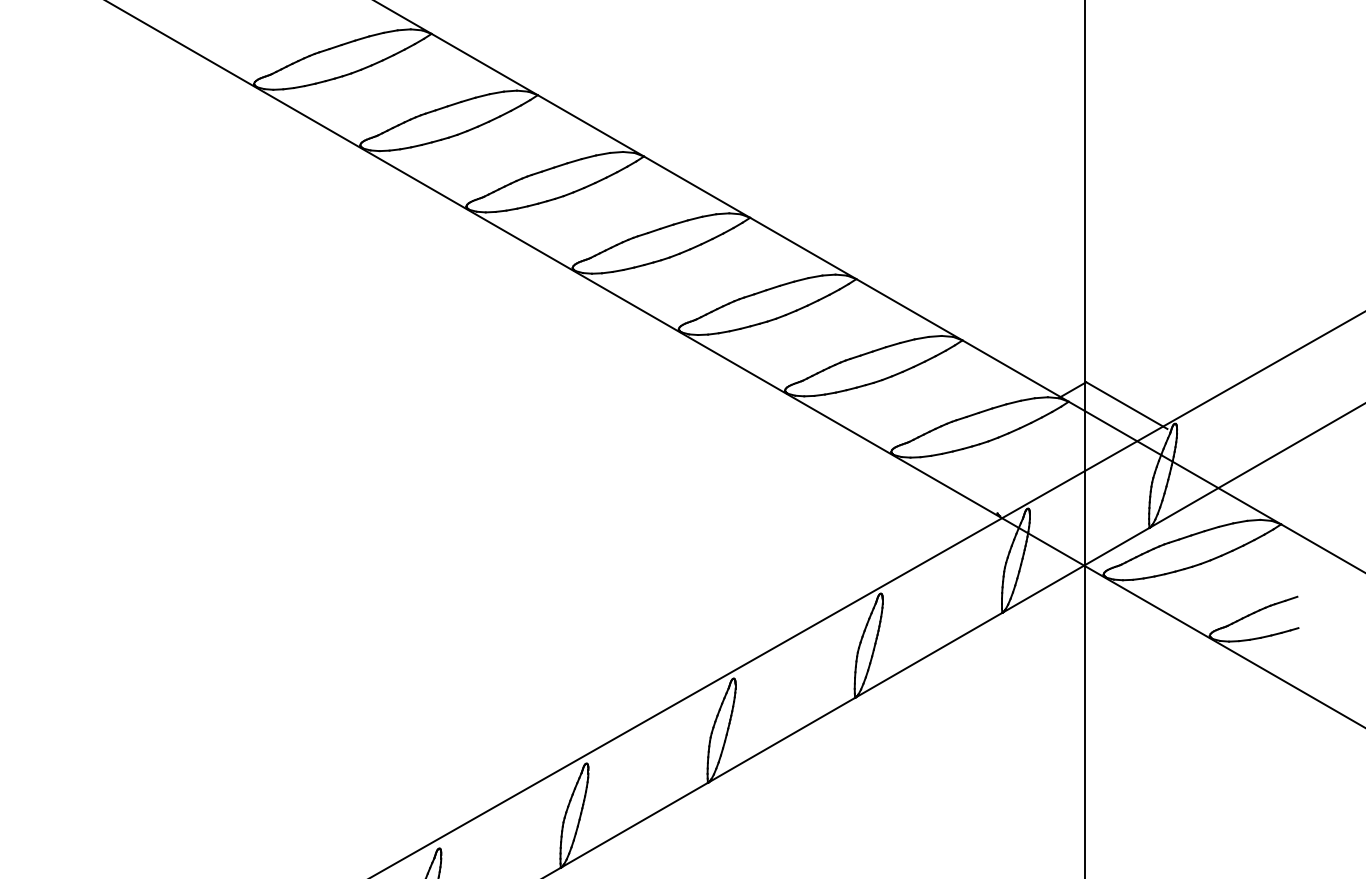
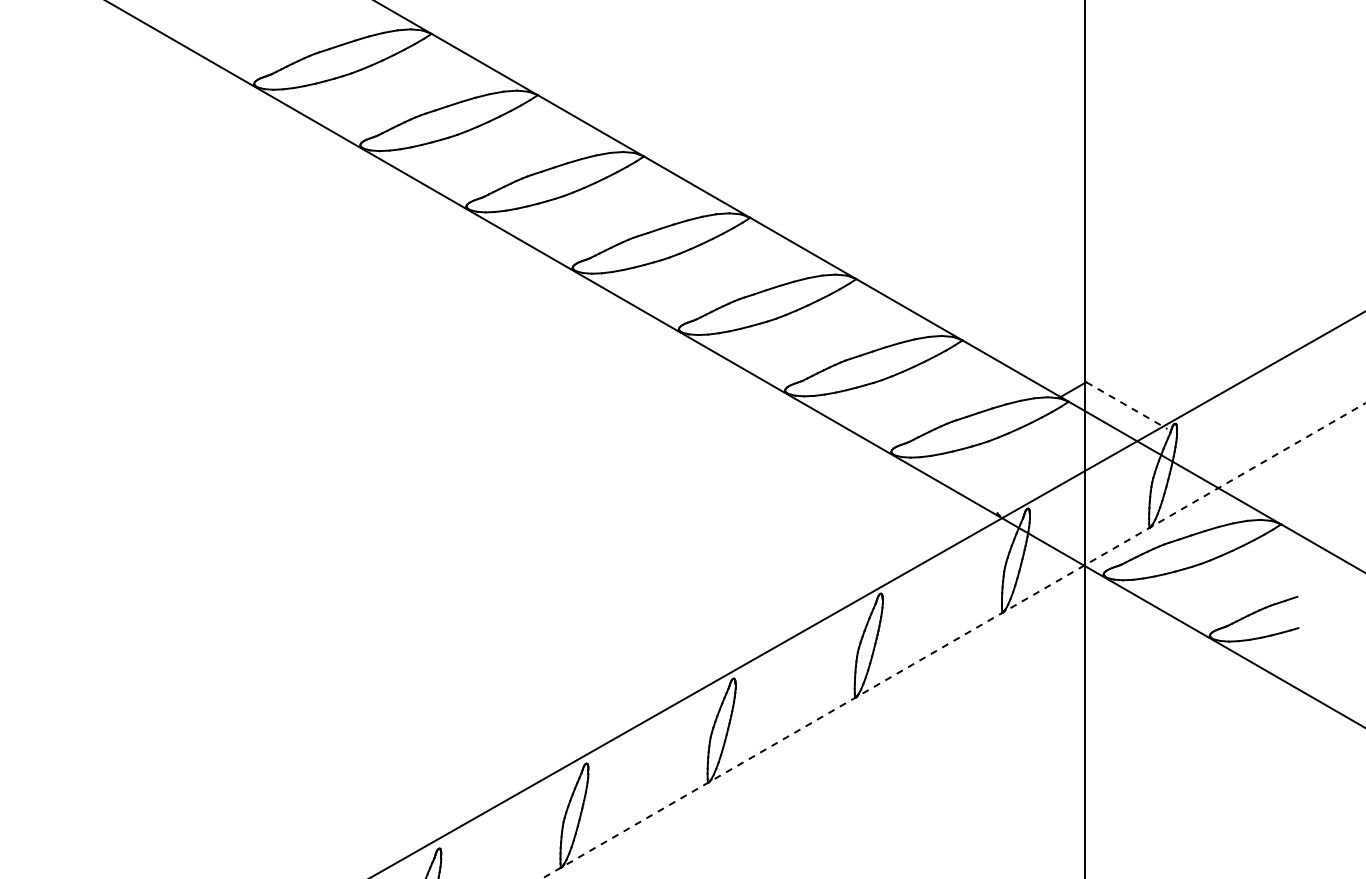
line: solid -> dashed (1126, 405)
line: solid -> dashed (953, 640)
